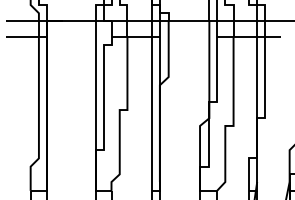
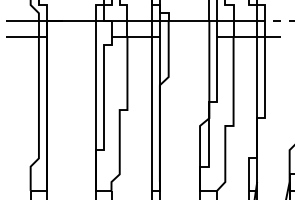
line: solid -> dashed (279, 20)
